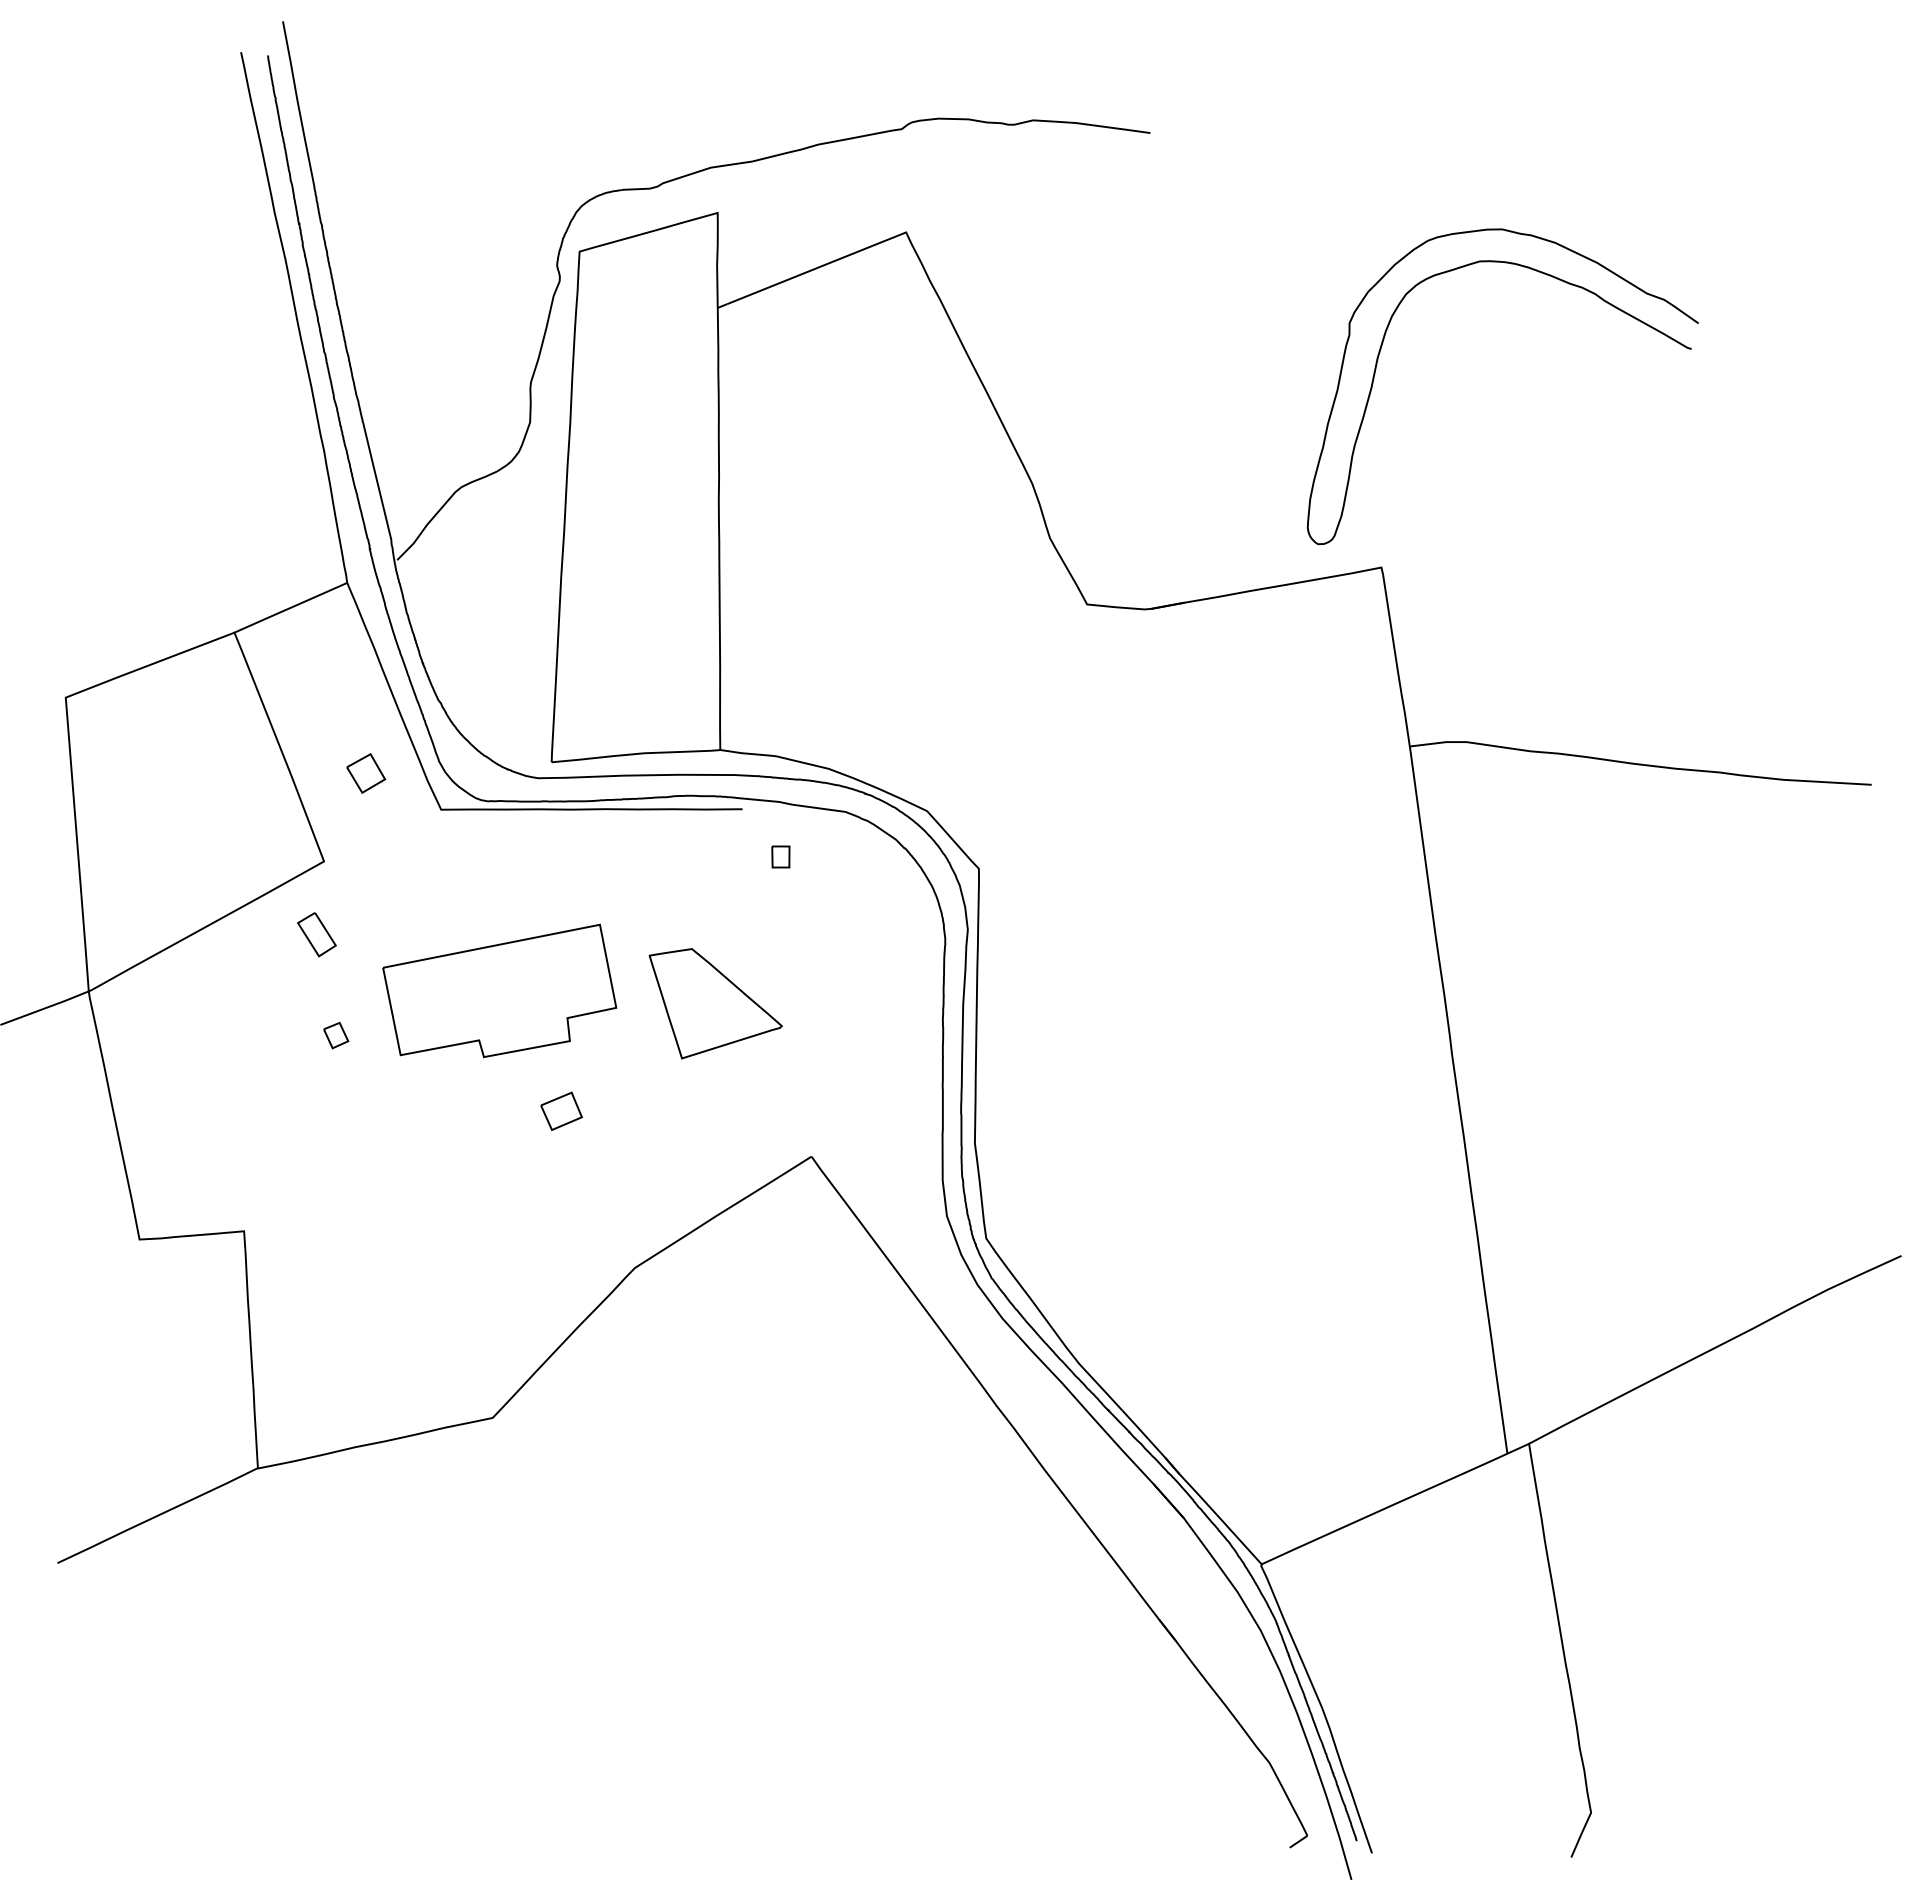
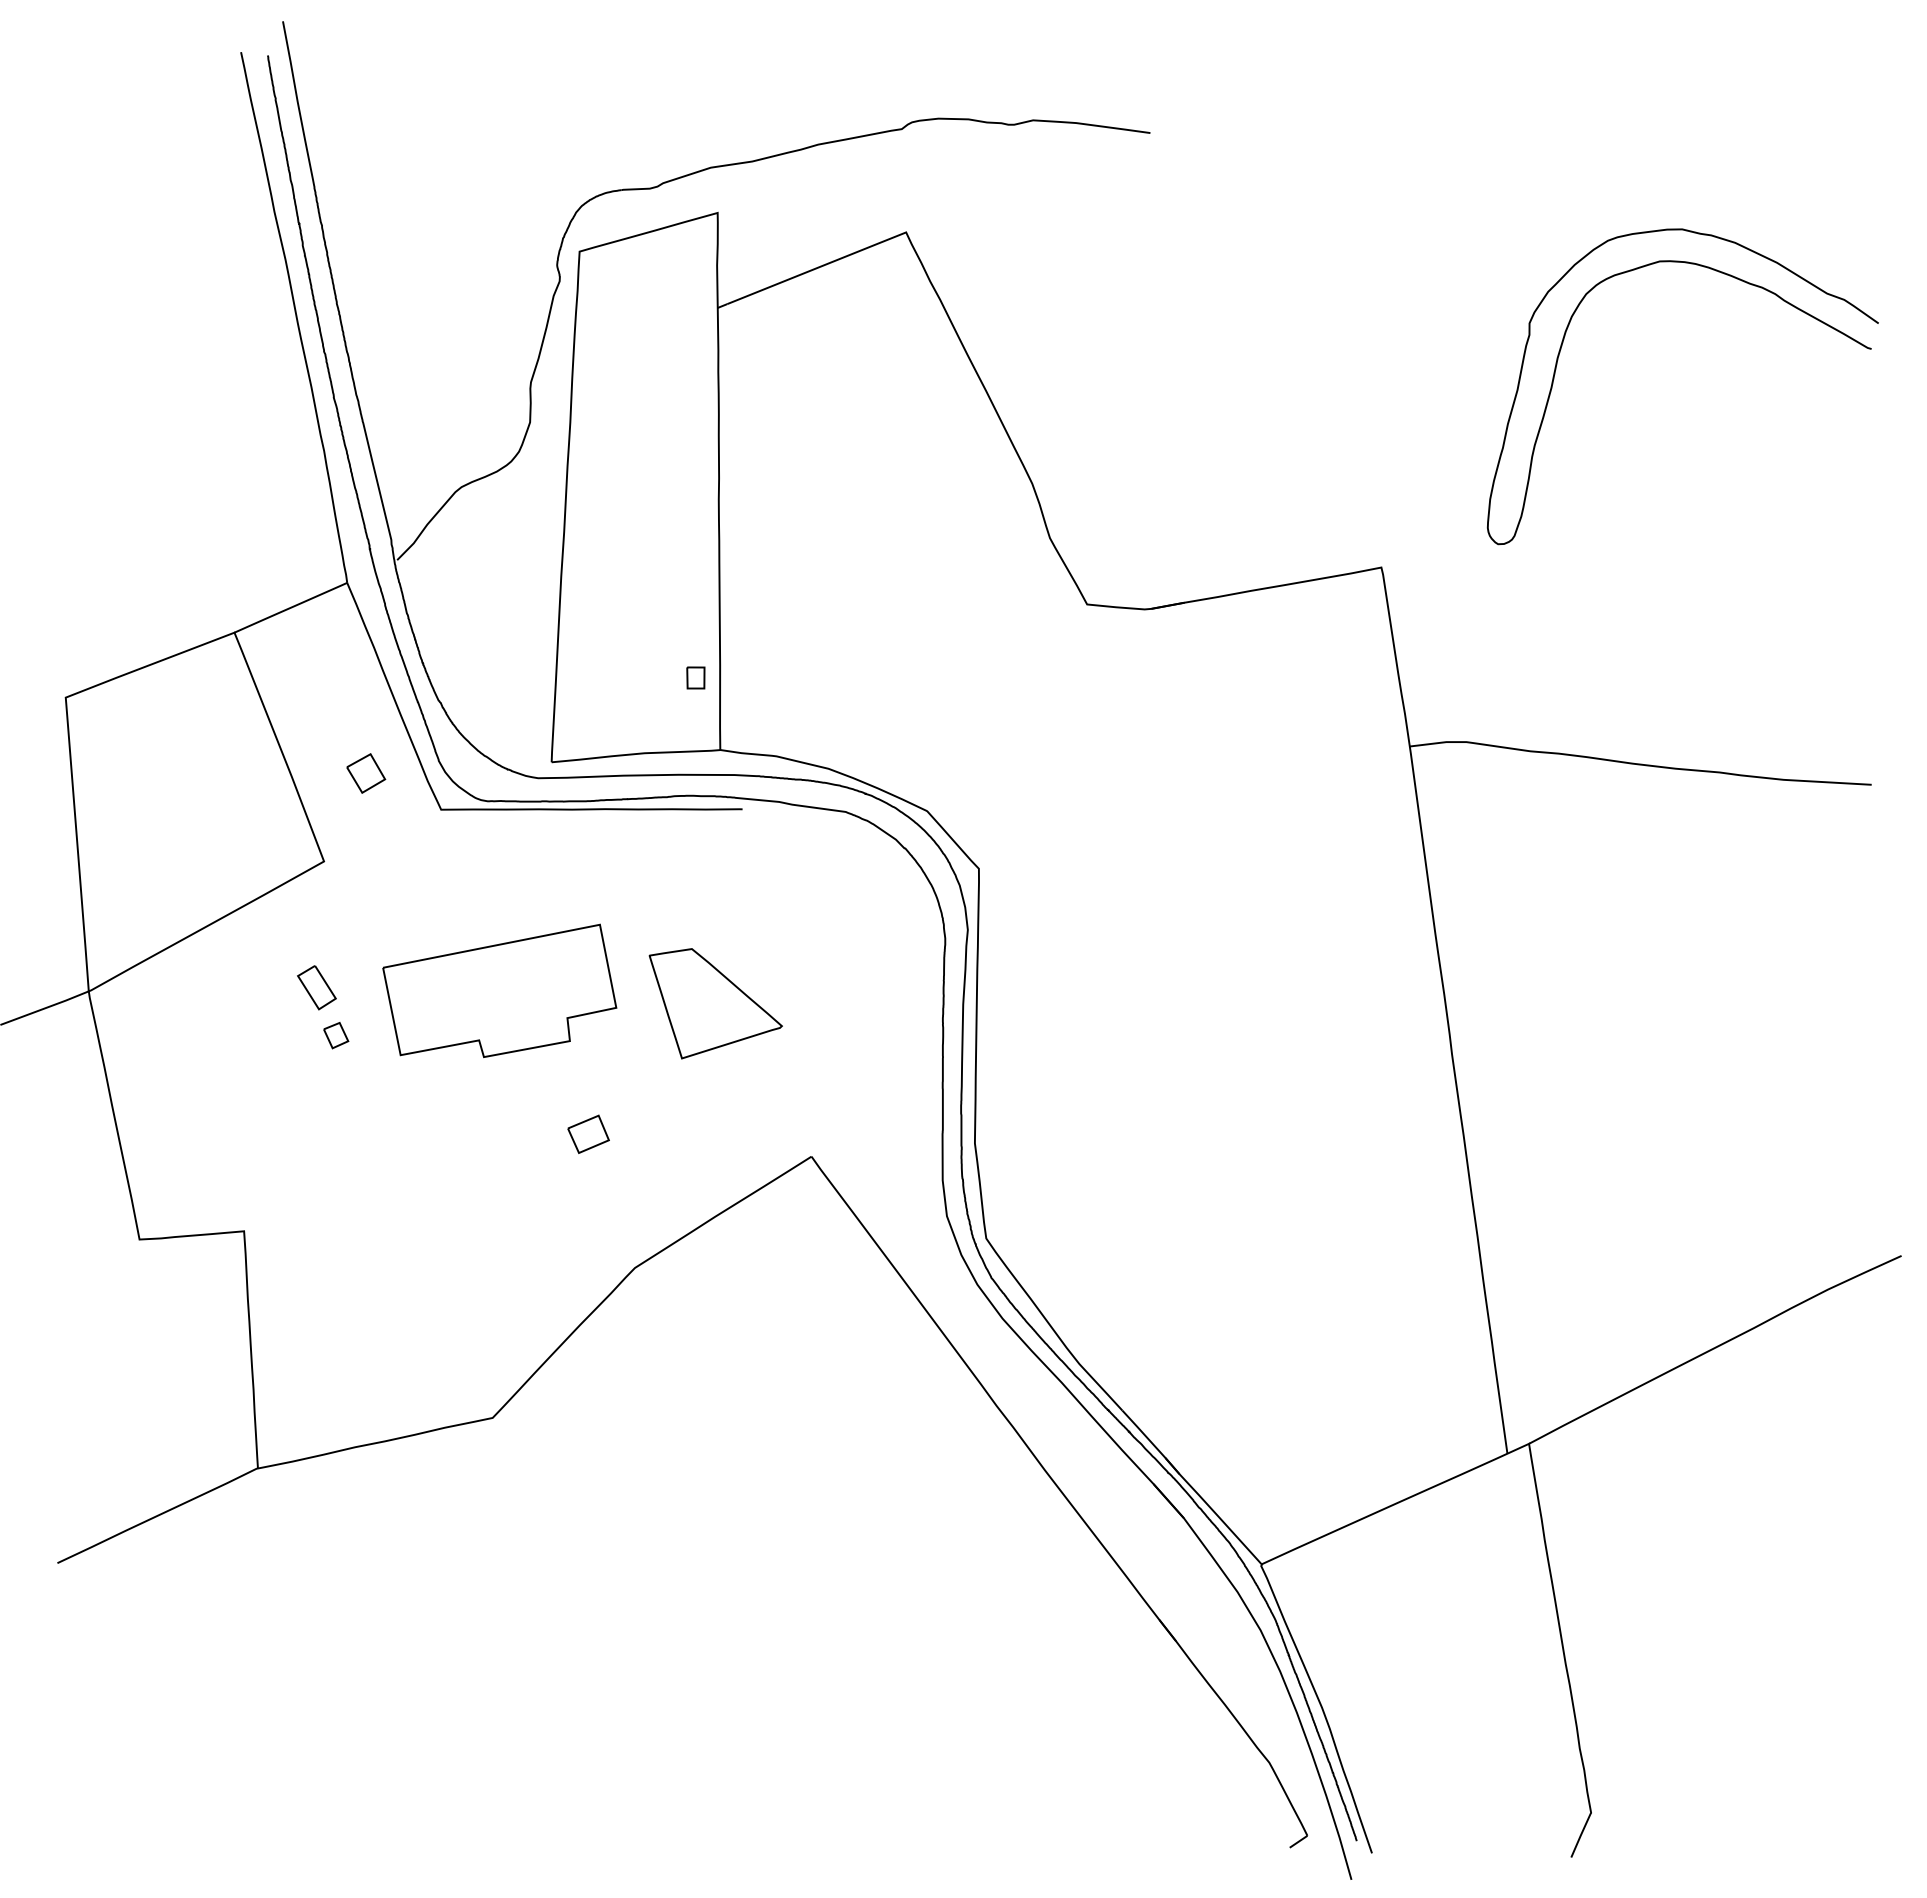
curve position: (1546, 275) -> (1726, 275) (1726, 275)
part position: (780, 856) -> (695, 677) (695, 677)
part position: (316, 934) -> (316, 987) (316, 987)
part position: (561, 1110) -> (588, 1133) (588, 1133)
